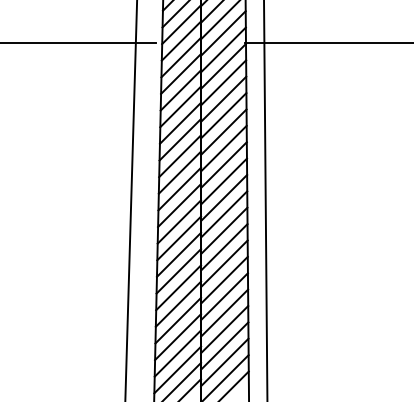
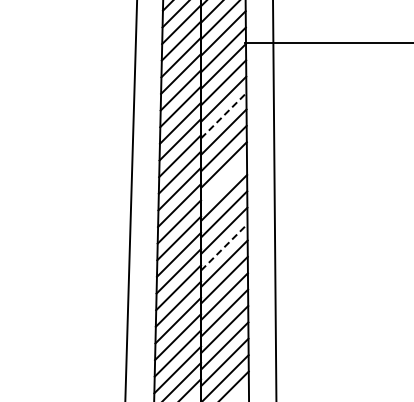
line: present -> none (79, 43)
line: solid -> dashed (224, 115)
line: present -> none (223, 181)
line position: (265, 200) -> (274, 200) (274, 200)
line: solid -> dashed (224, 247)
